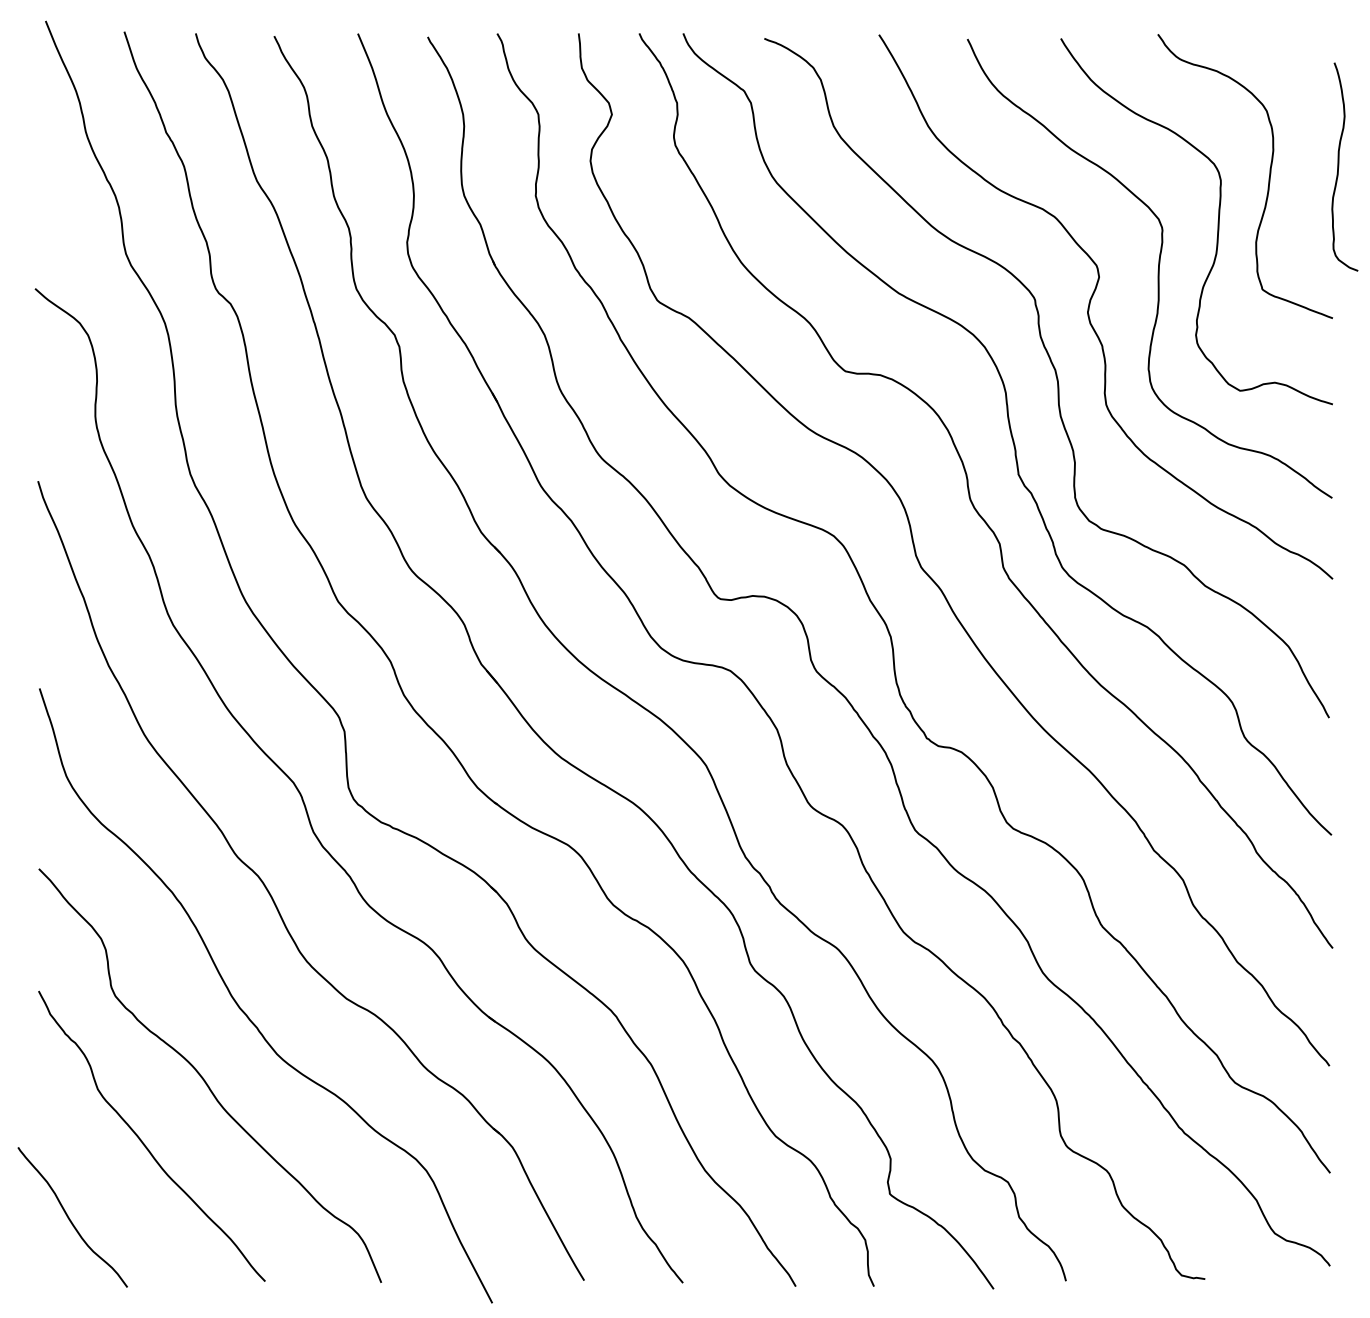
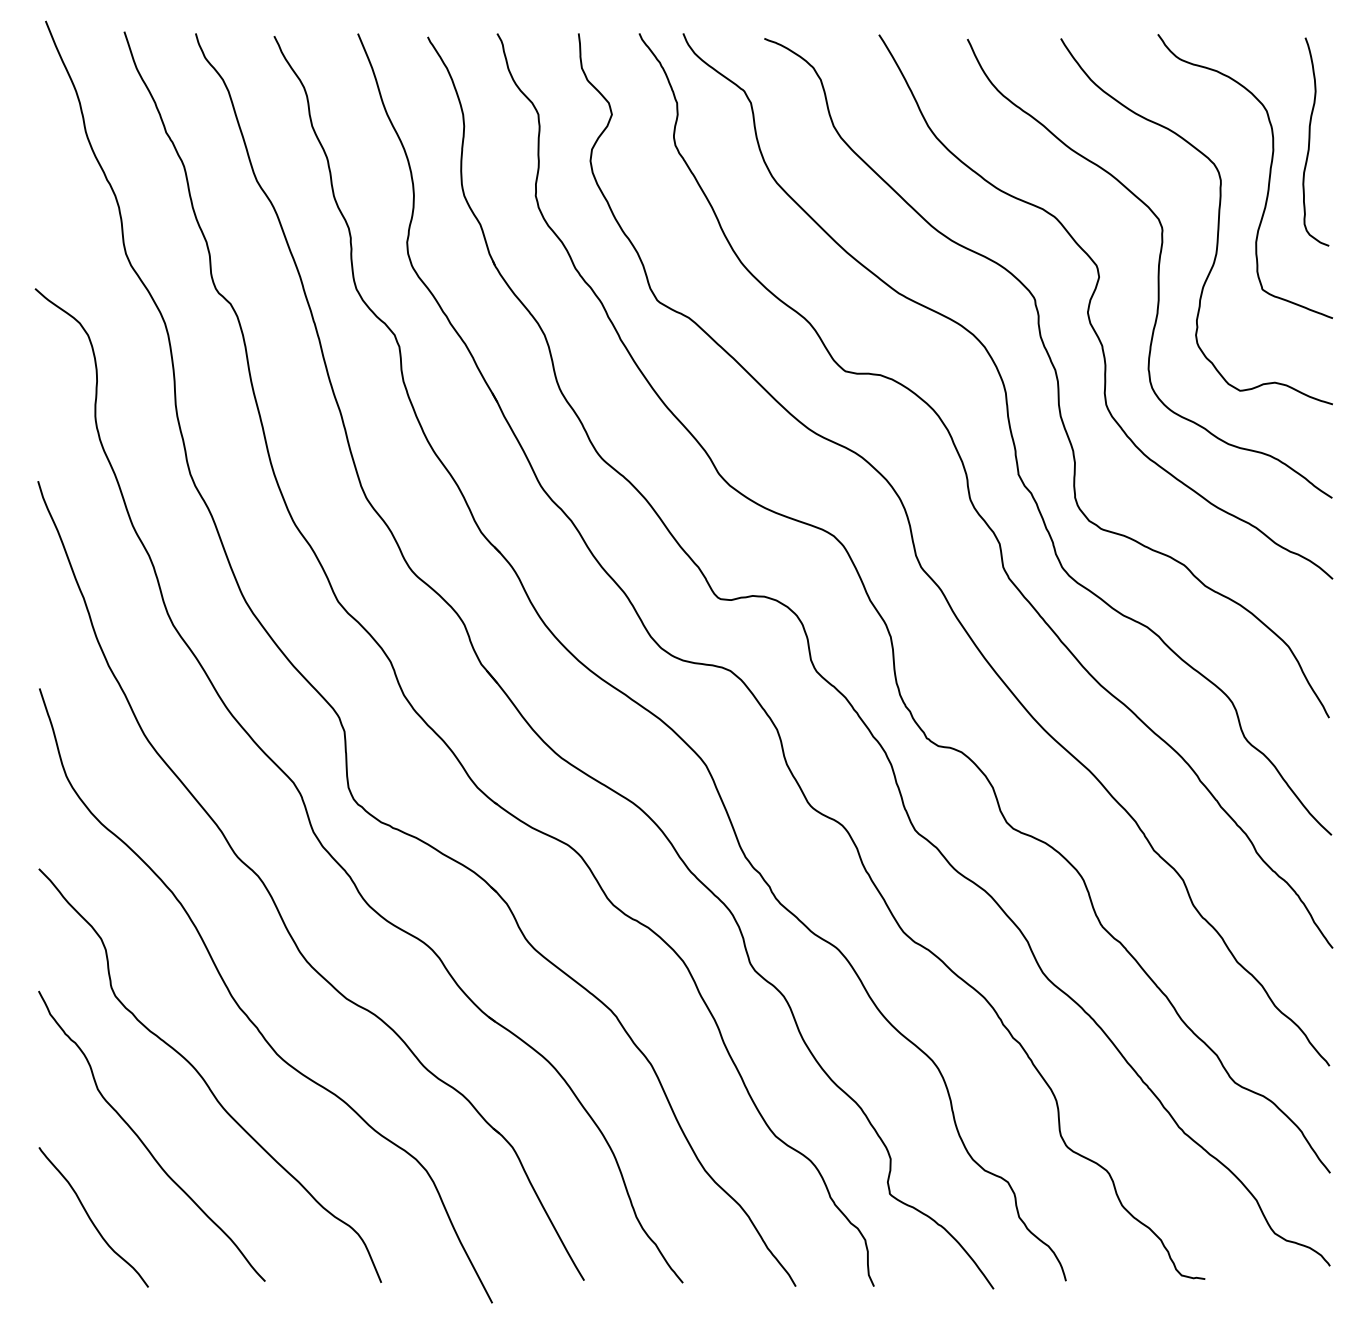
curve position: (1339, 166) -> (1310, 141) (1310, 141)
curve position: (70, 1219) -> (91, 1219) (91, 1219)
